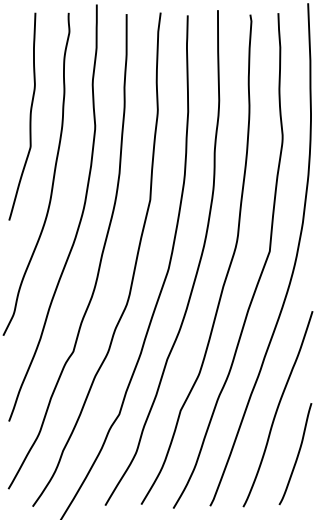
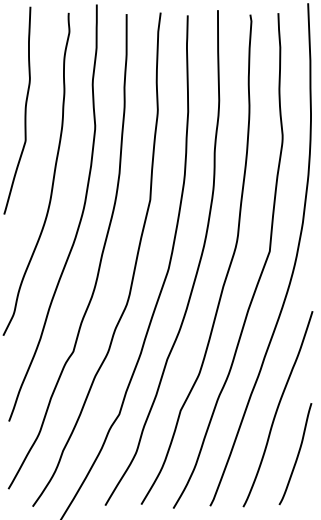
curve position: (29, 116) -> (24, 110) (24, 110)
